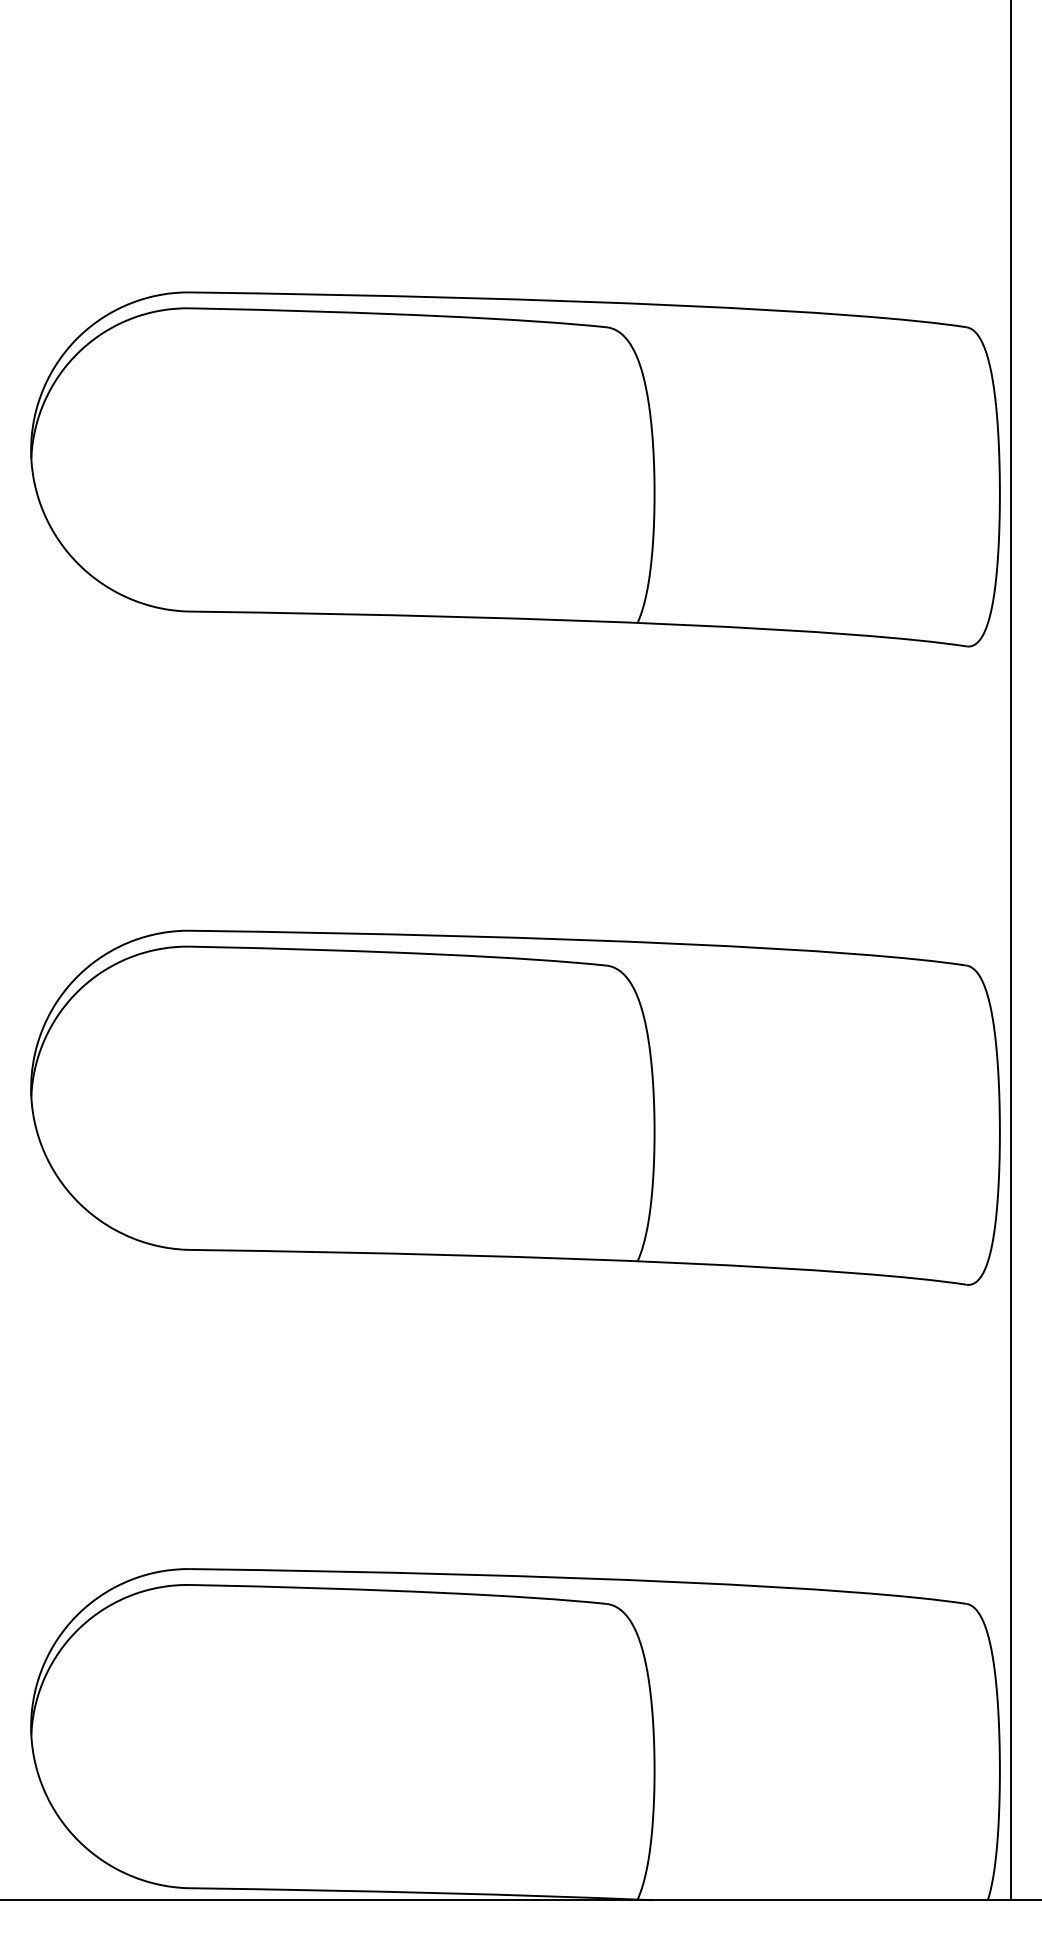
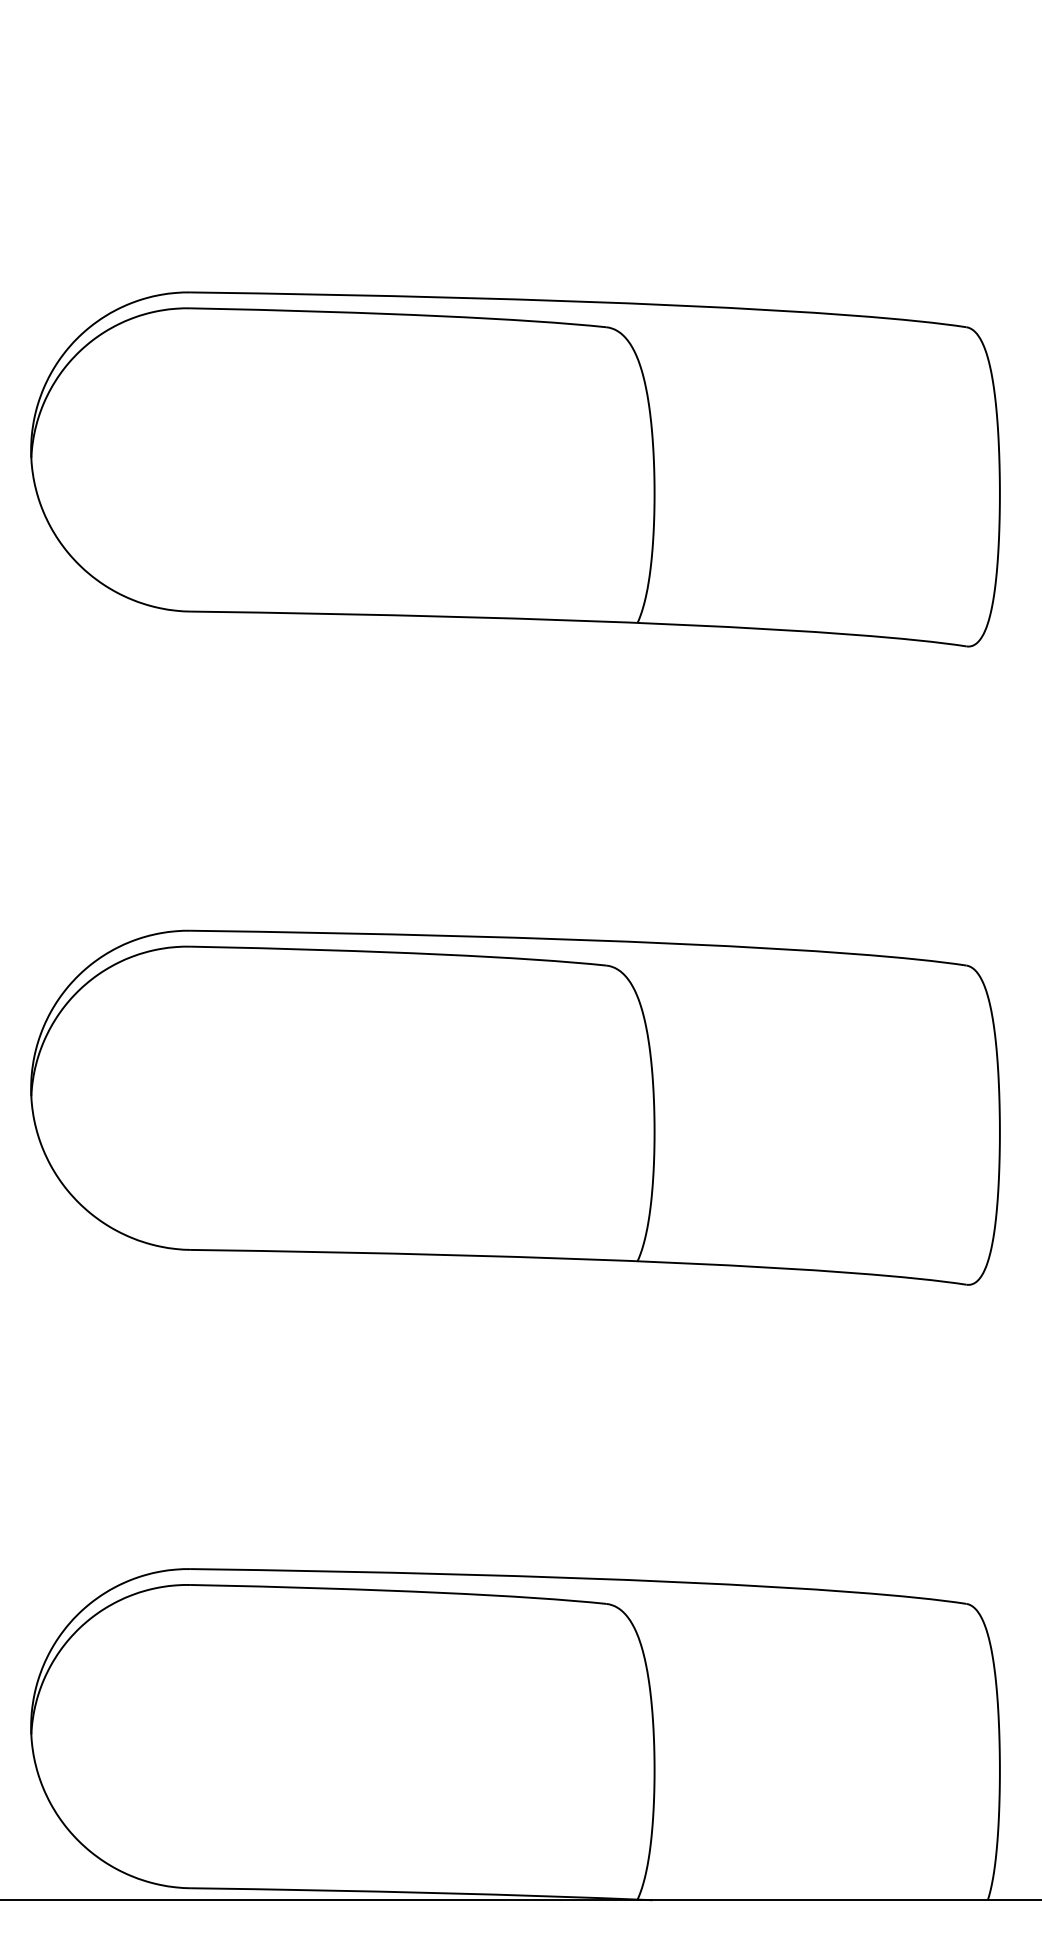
line: present -> none (1010, 951)
